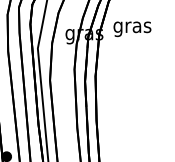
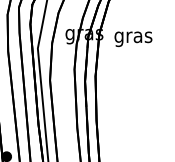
text position: (132, 29) -> (133, 39) (133, 39)
